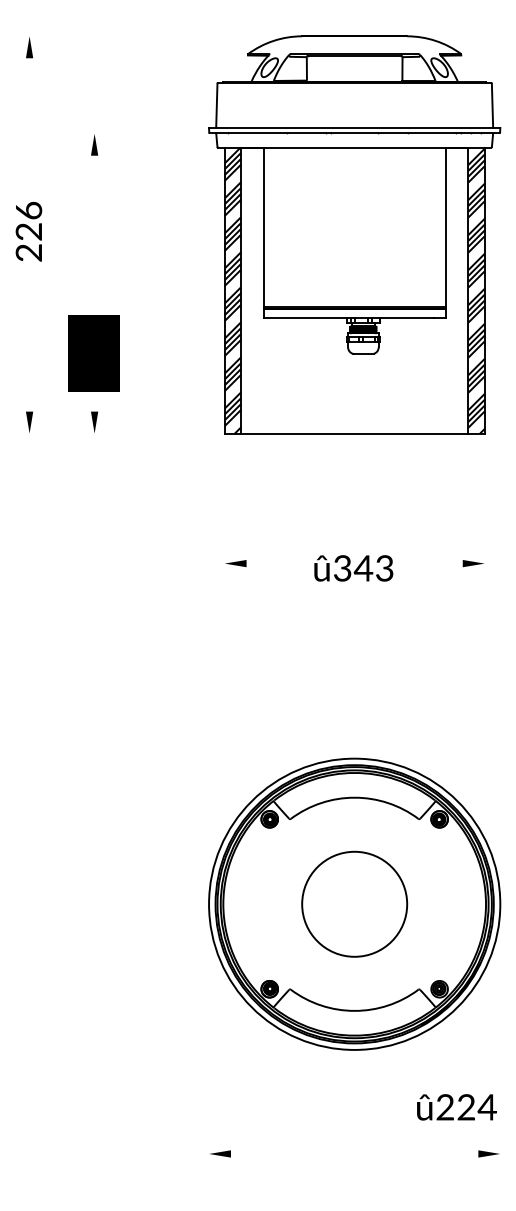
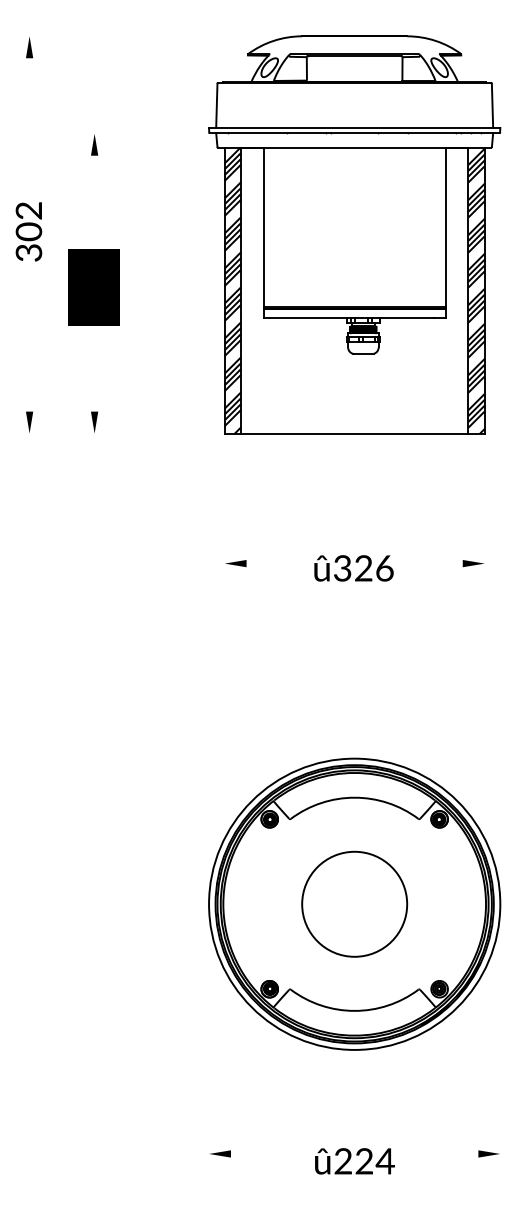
text: 226 -> 302 (28, 231)
text position: (93, 353) -> (93, 287) (93, 287)
text: û343 -> û326 (373, 568)
text position: (456, 1107) -> (354, 1161) (354, 1161)
